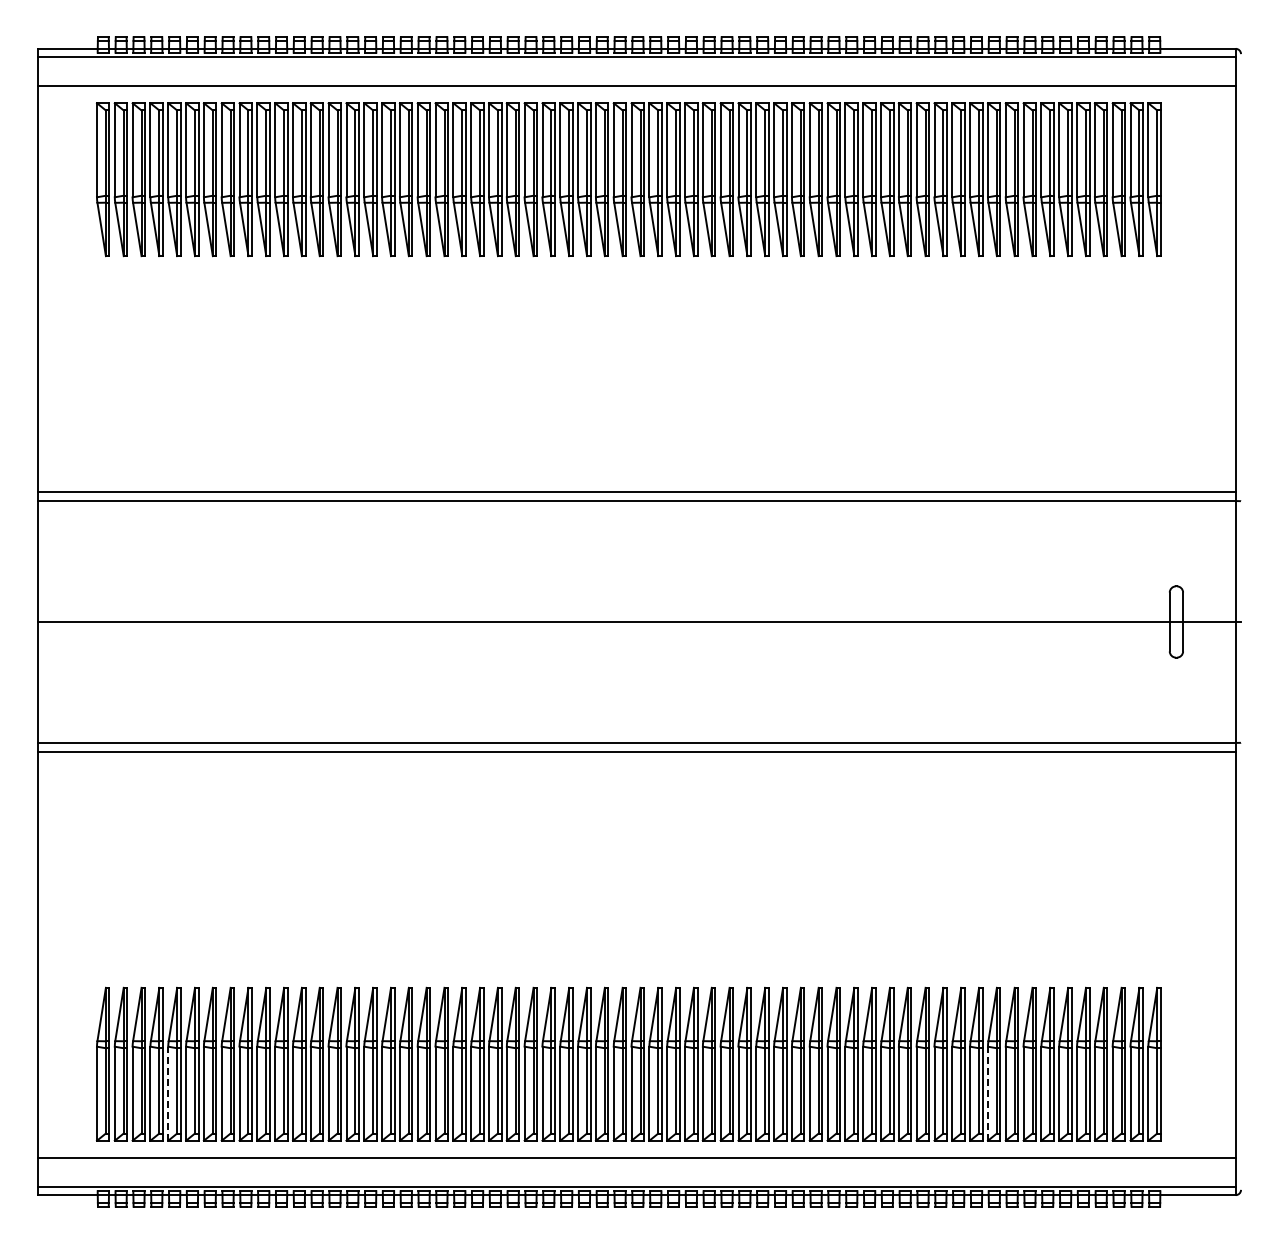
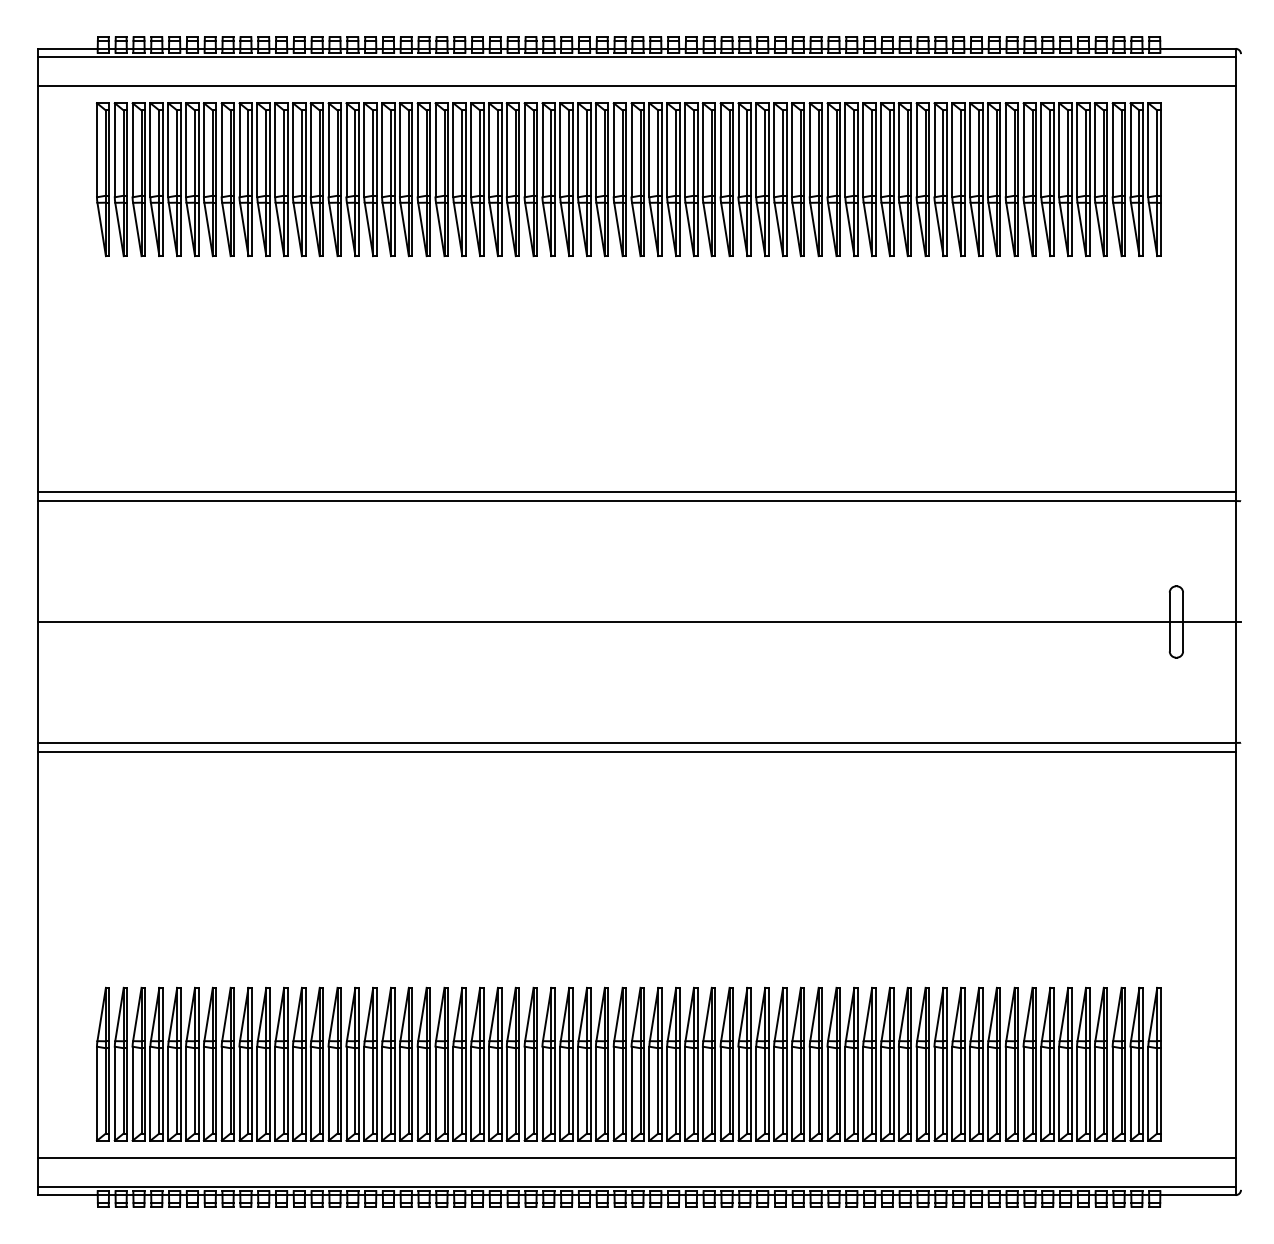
line: dashed -> solid (168, 1093)
line: dashed -> solid (988, 1093)
